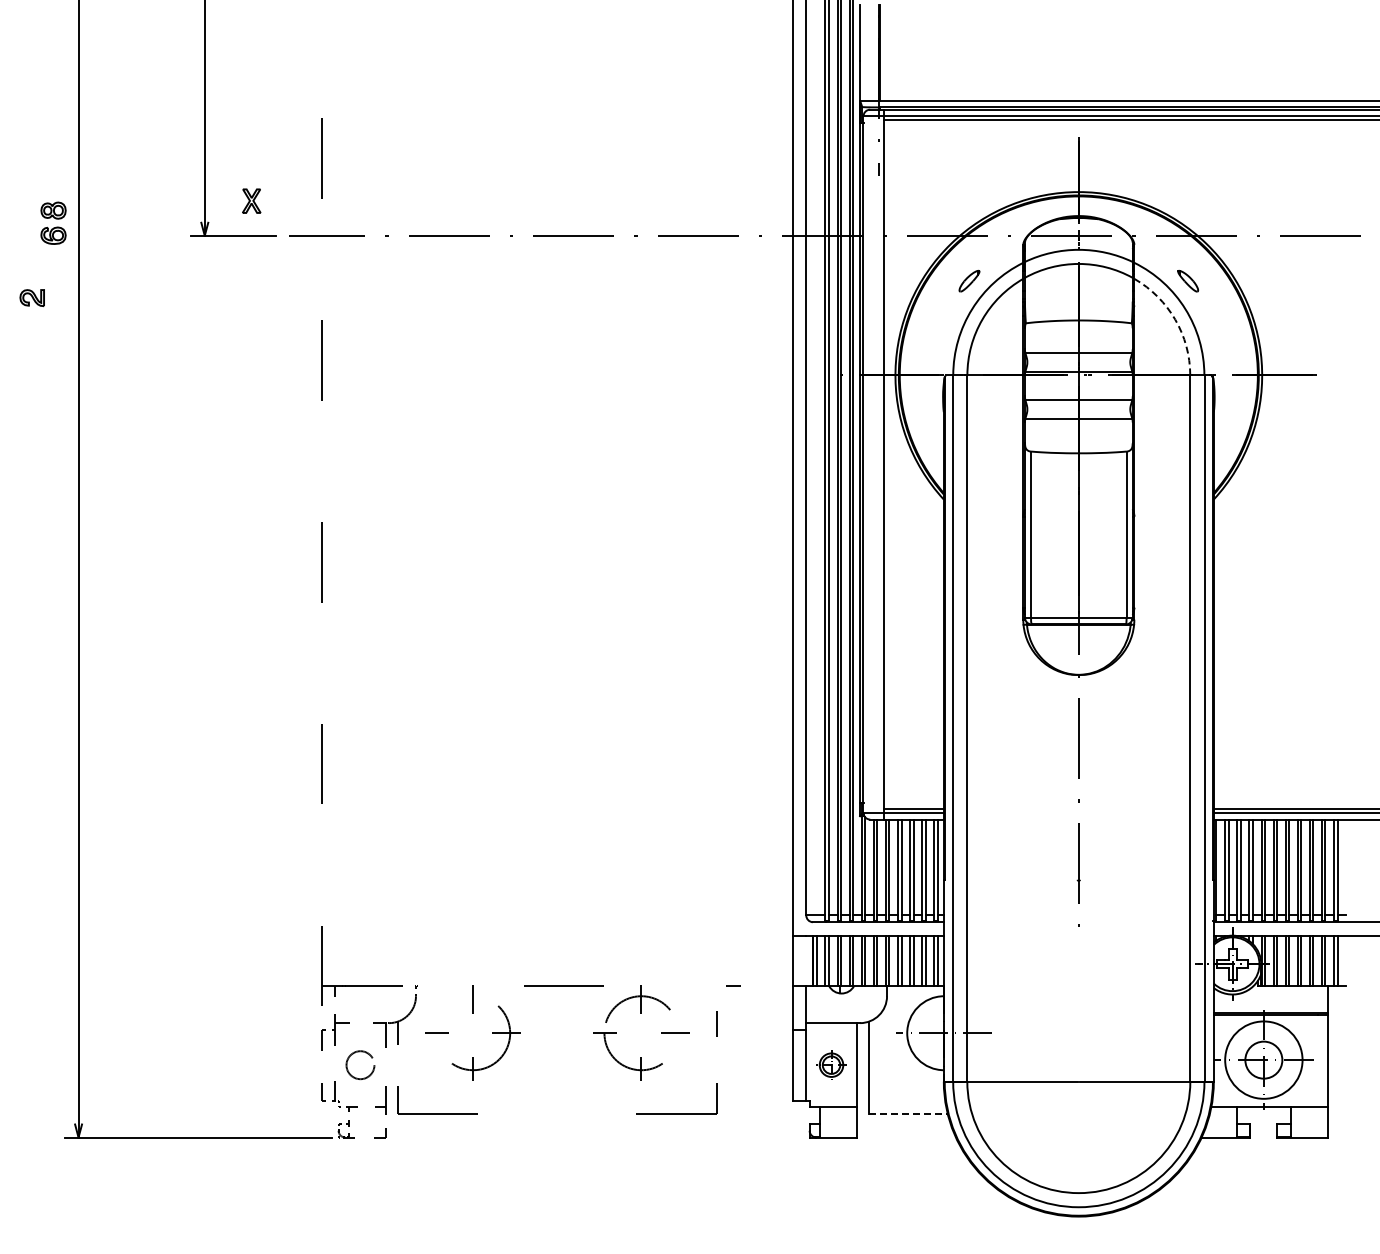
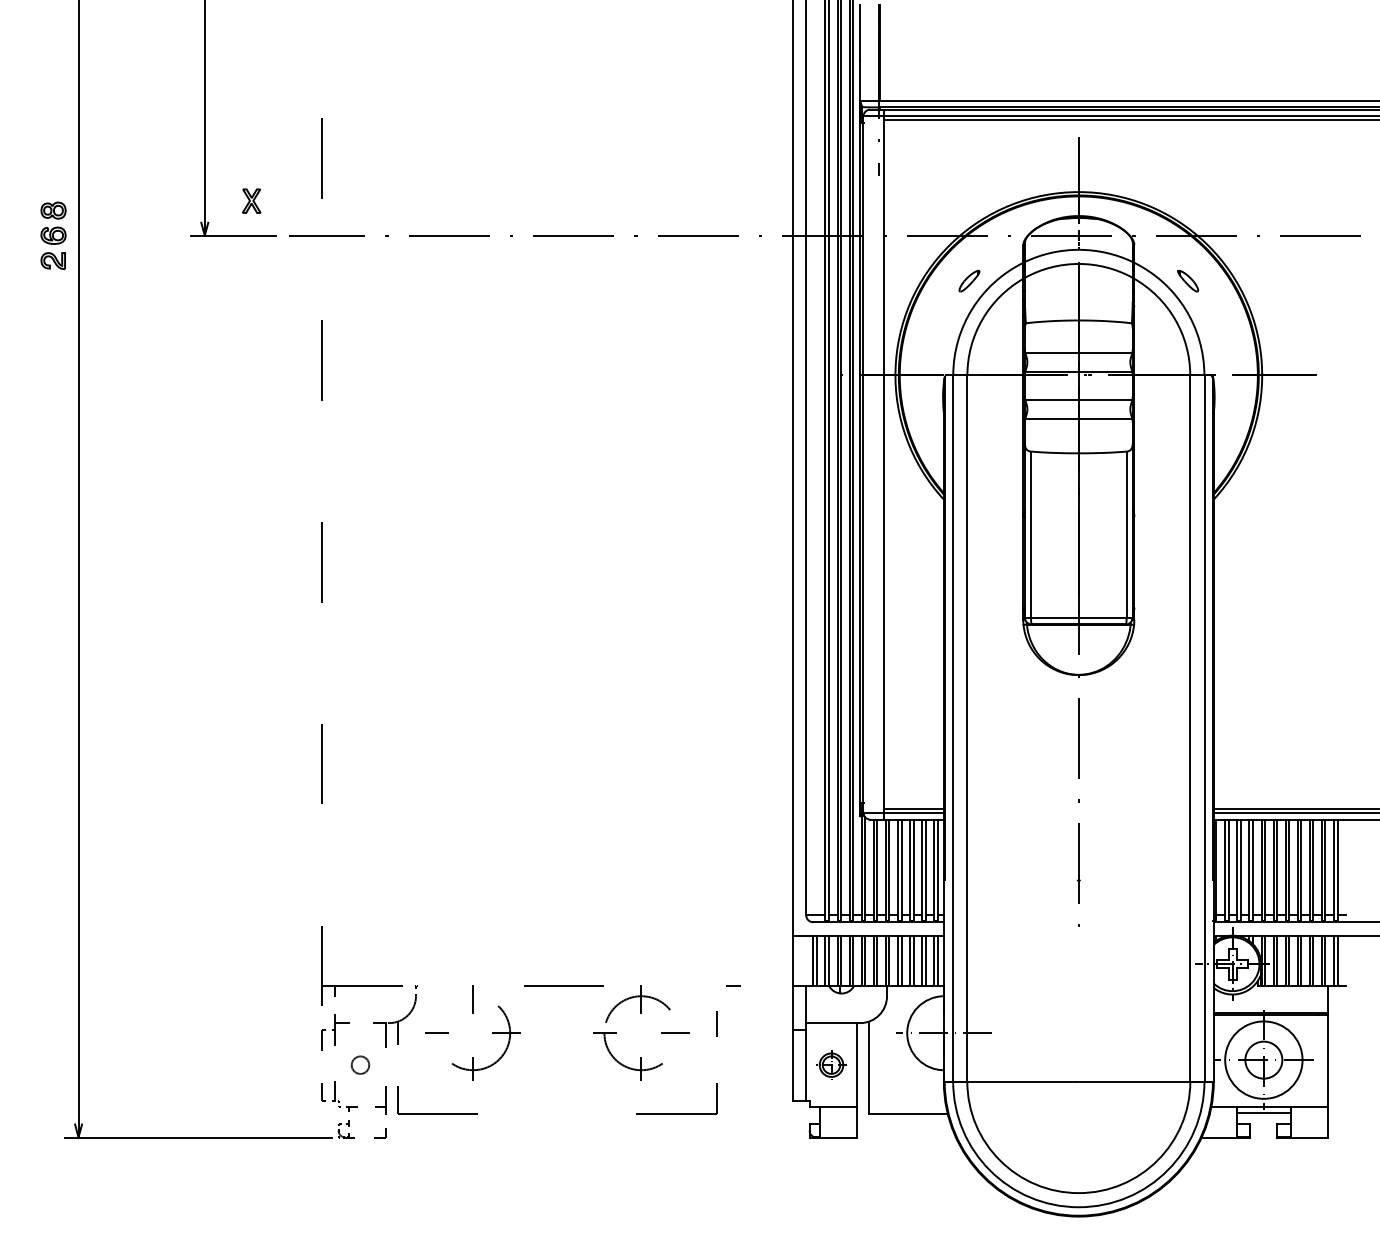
part position: (31, 297) -> (52, 260) (52, 260)
arc: dashed -> solid (1175, 319)
circle diameter: 28 px -> 17 px (360, 1064)
line: dashed -> solid (908, 1113)
line: none -> present (1263, 1113)
